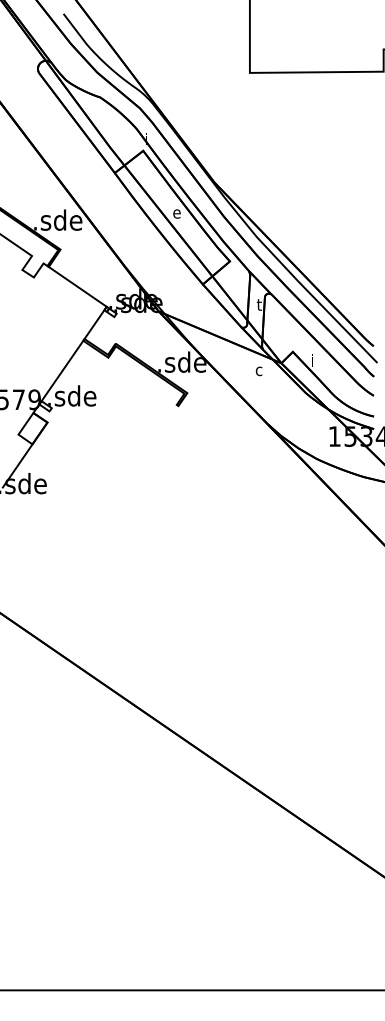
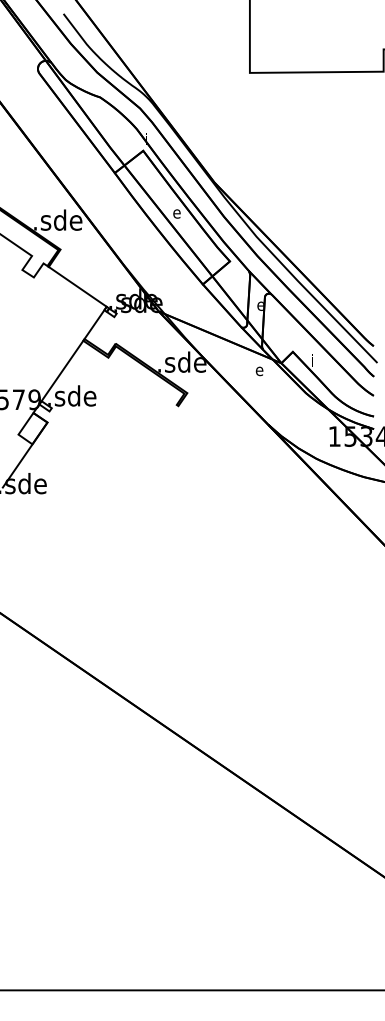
text: t -> e (259, 304)
text: c -> e (260, 370)
